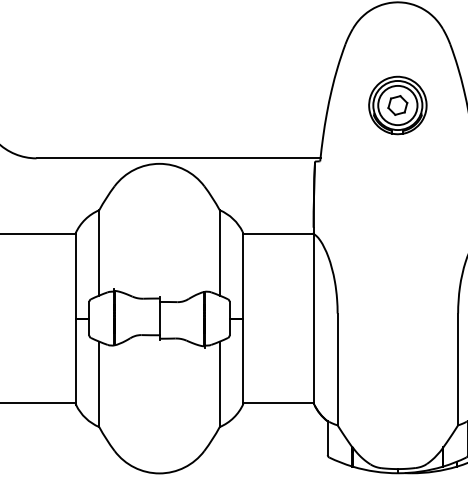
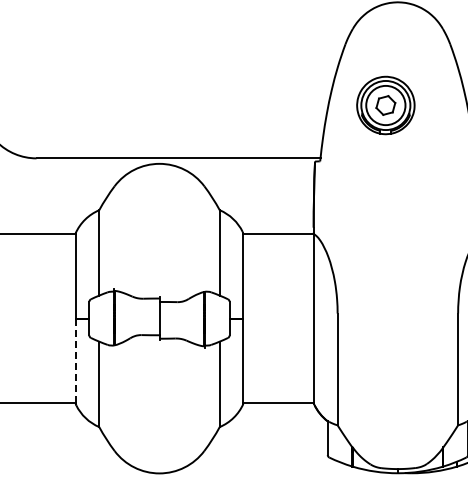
part position: (397, 105) -> (385, 105) (385, 105)
line: solid -> dashed (76, 362)
